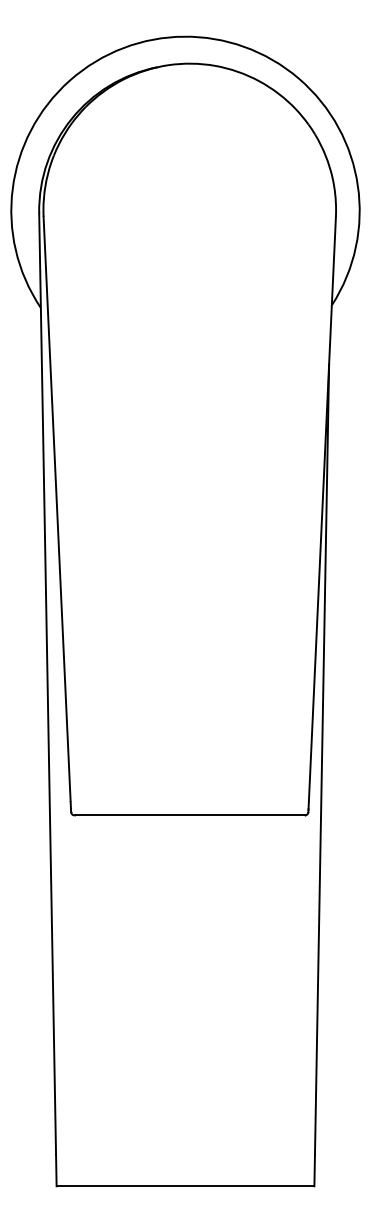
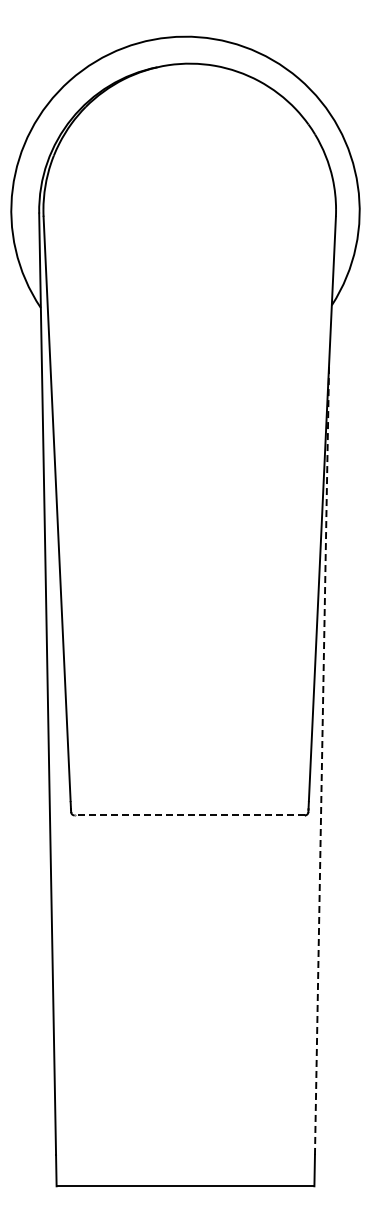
line: solid -> dashed (322, 759)
line: solid -> dashed (189, 815)
